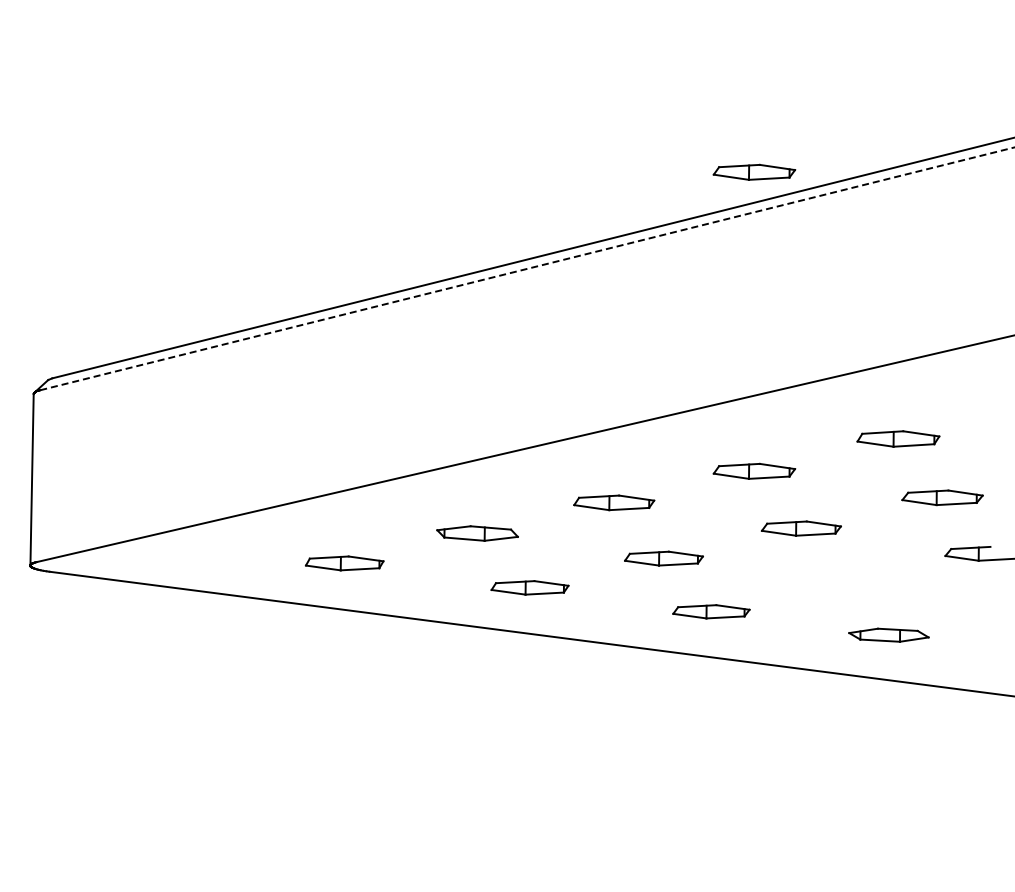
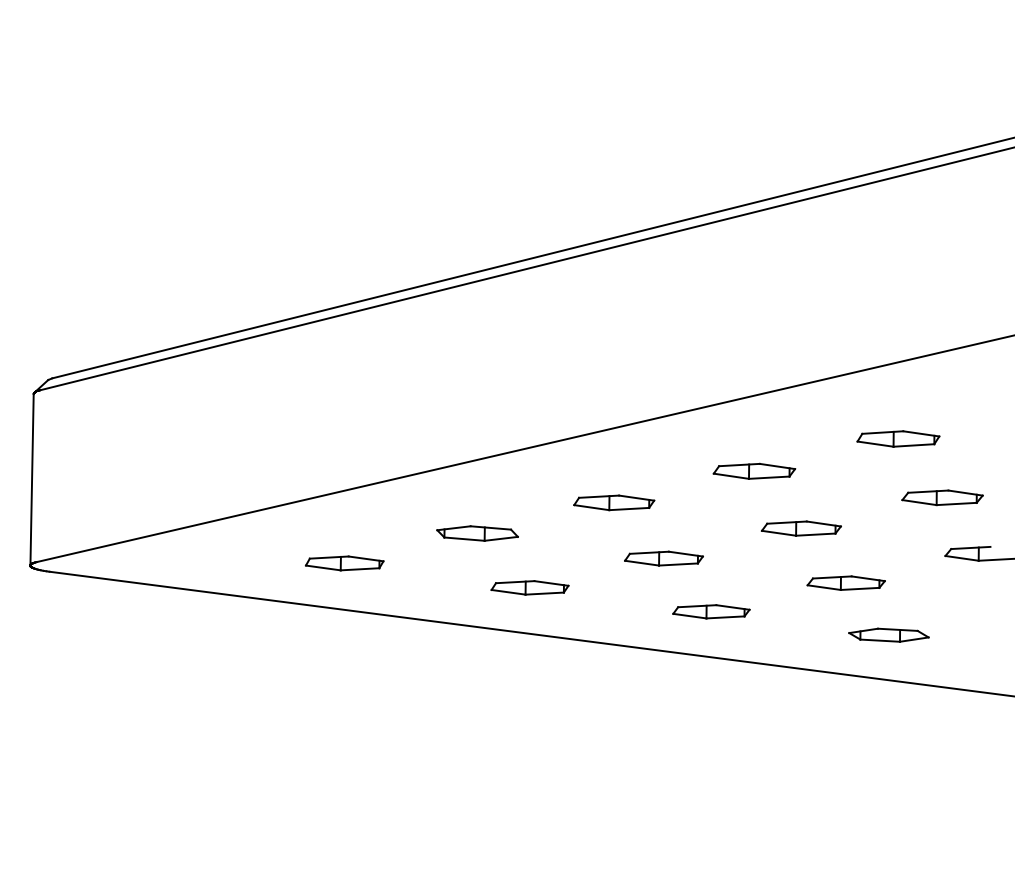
part: present -> none (754, 171)
line: dashed -> solid (528, 268)
part: none -> present (845, 582)
